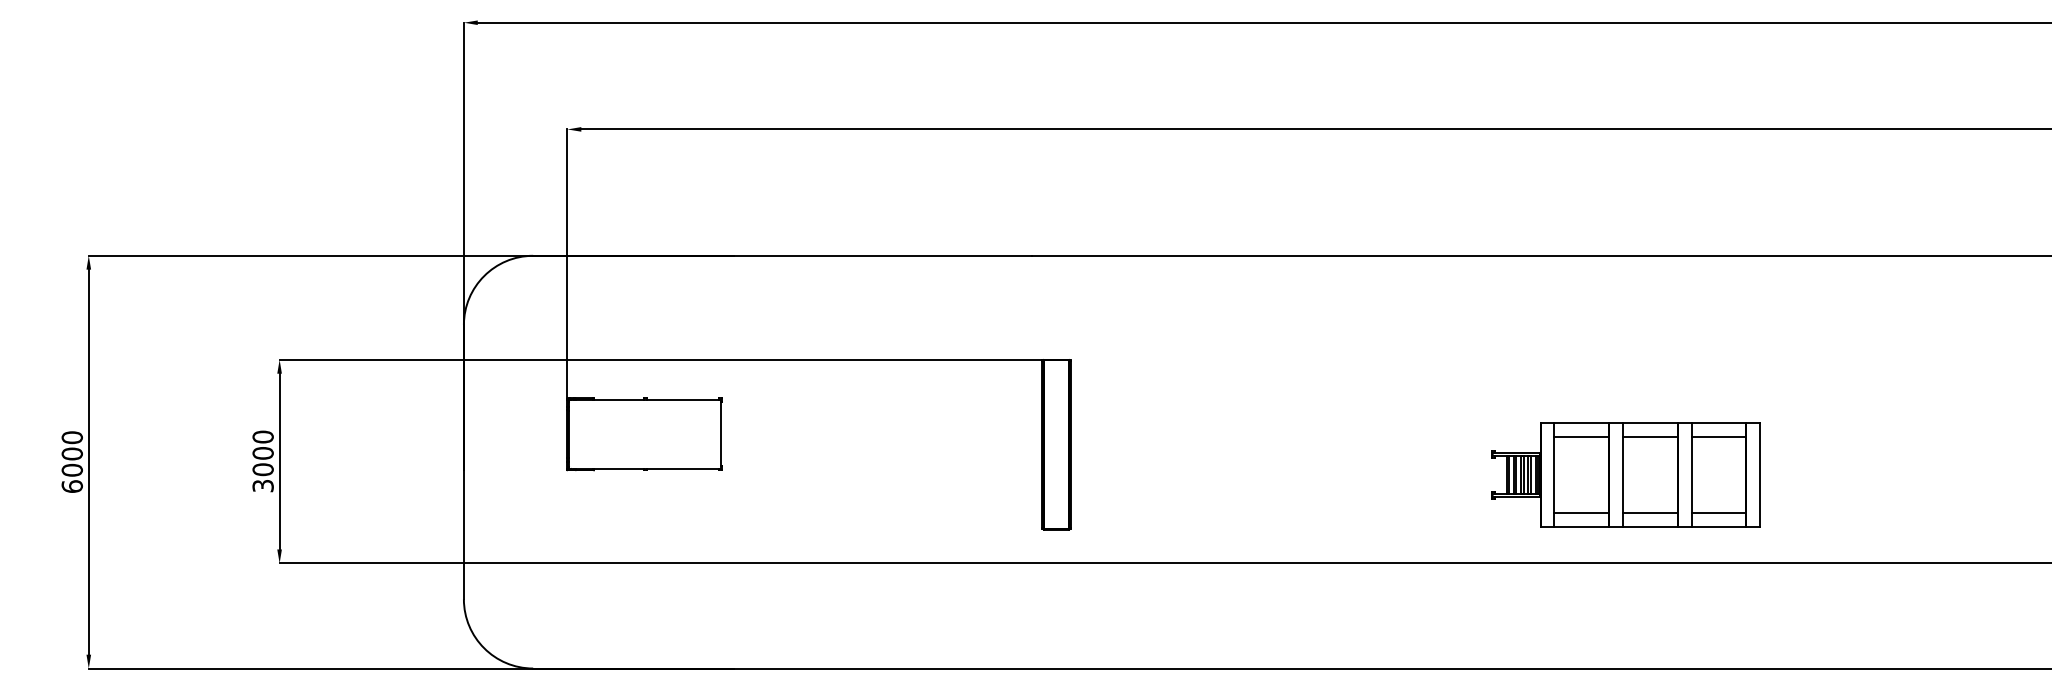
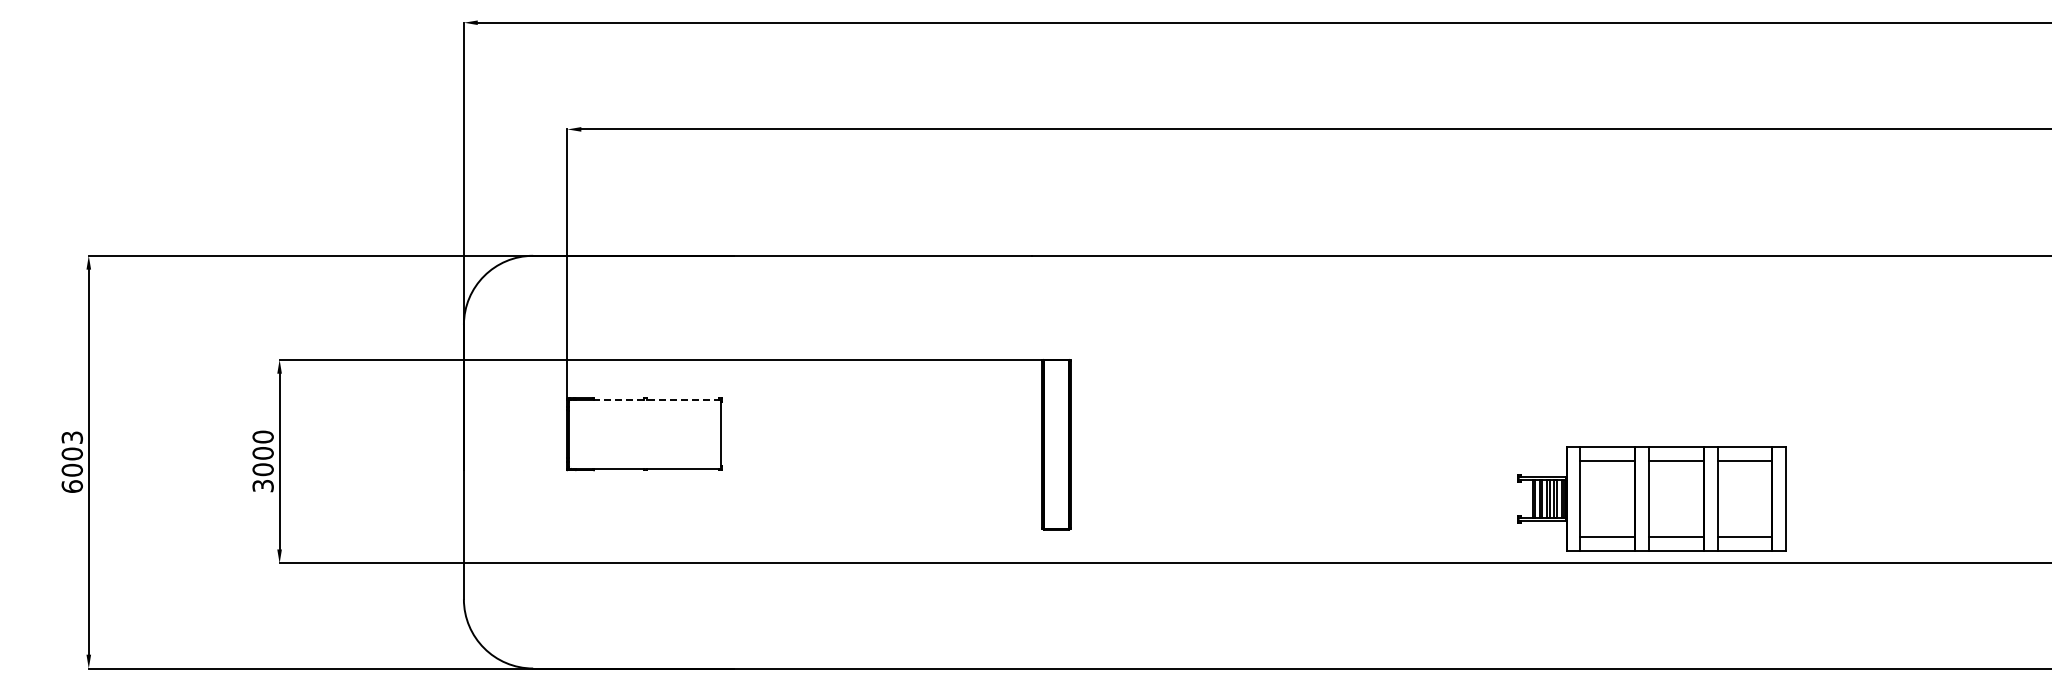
line: solid -> dashed (657, 399)
text: 6000 -> 6003 (71, 437)
part position: (1625, 474) -> (1651, 498) (1651, 498)
